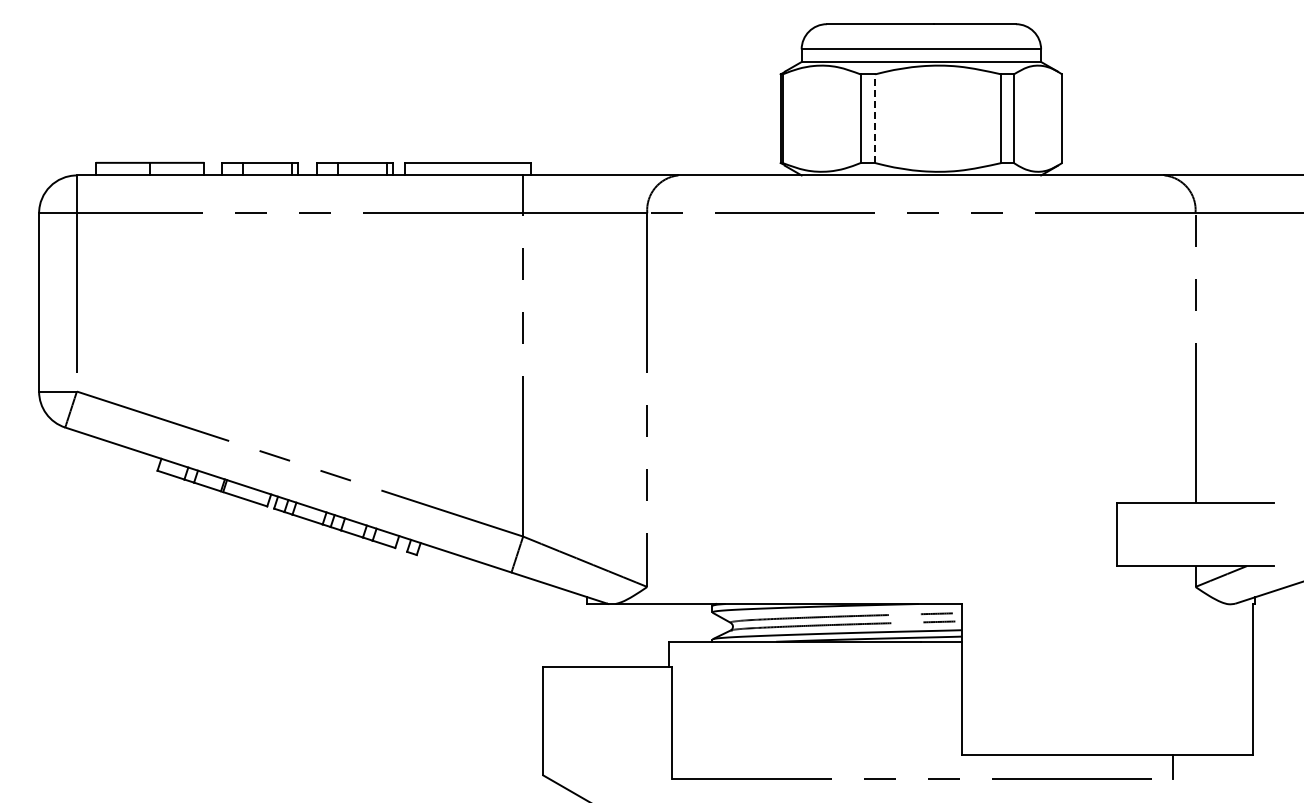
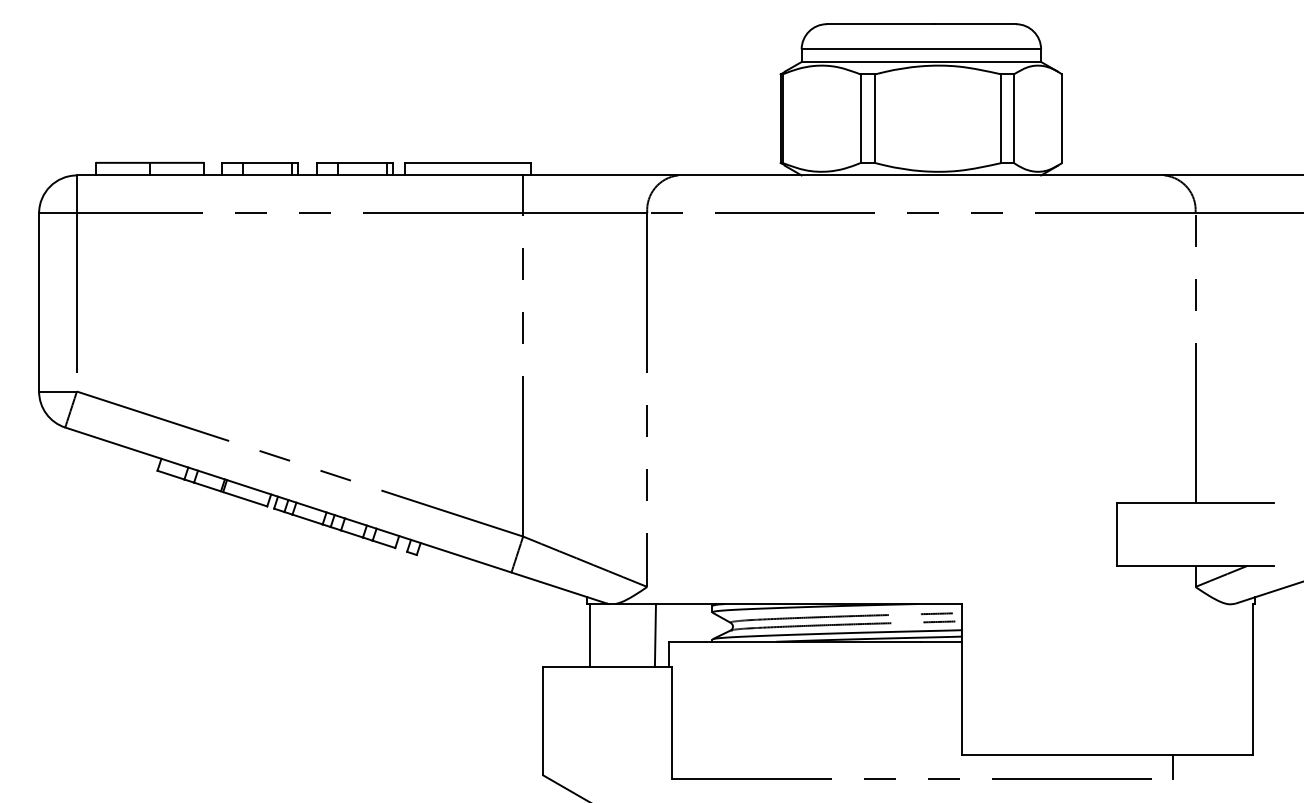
line: dashed -> solid (875, 118)
line: none -> present (589, 635)
line: none -> present (654, 635)
